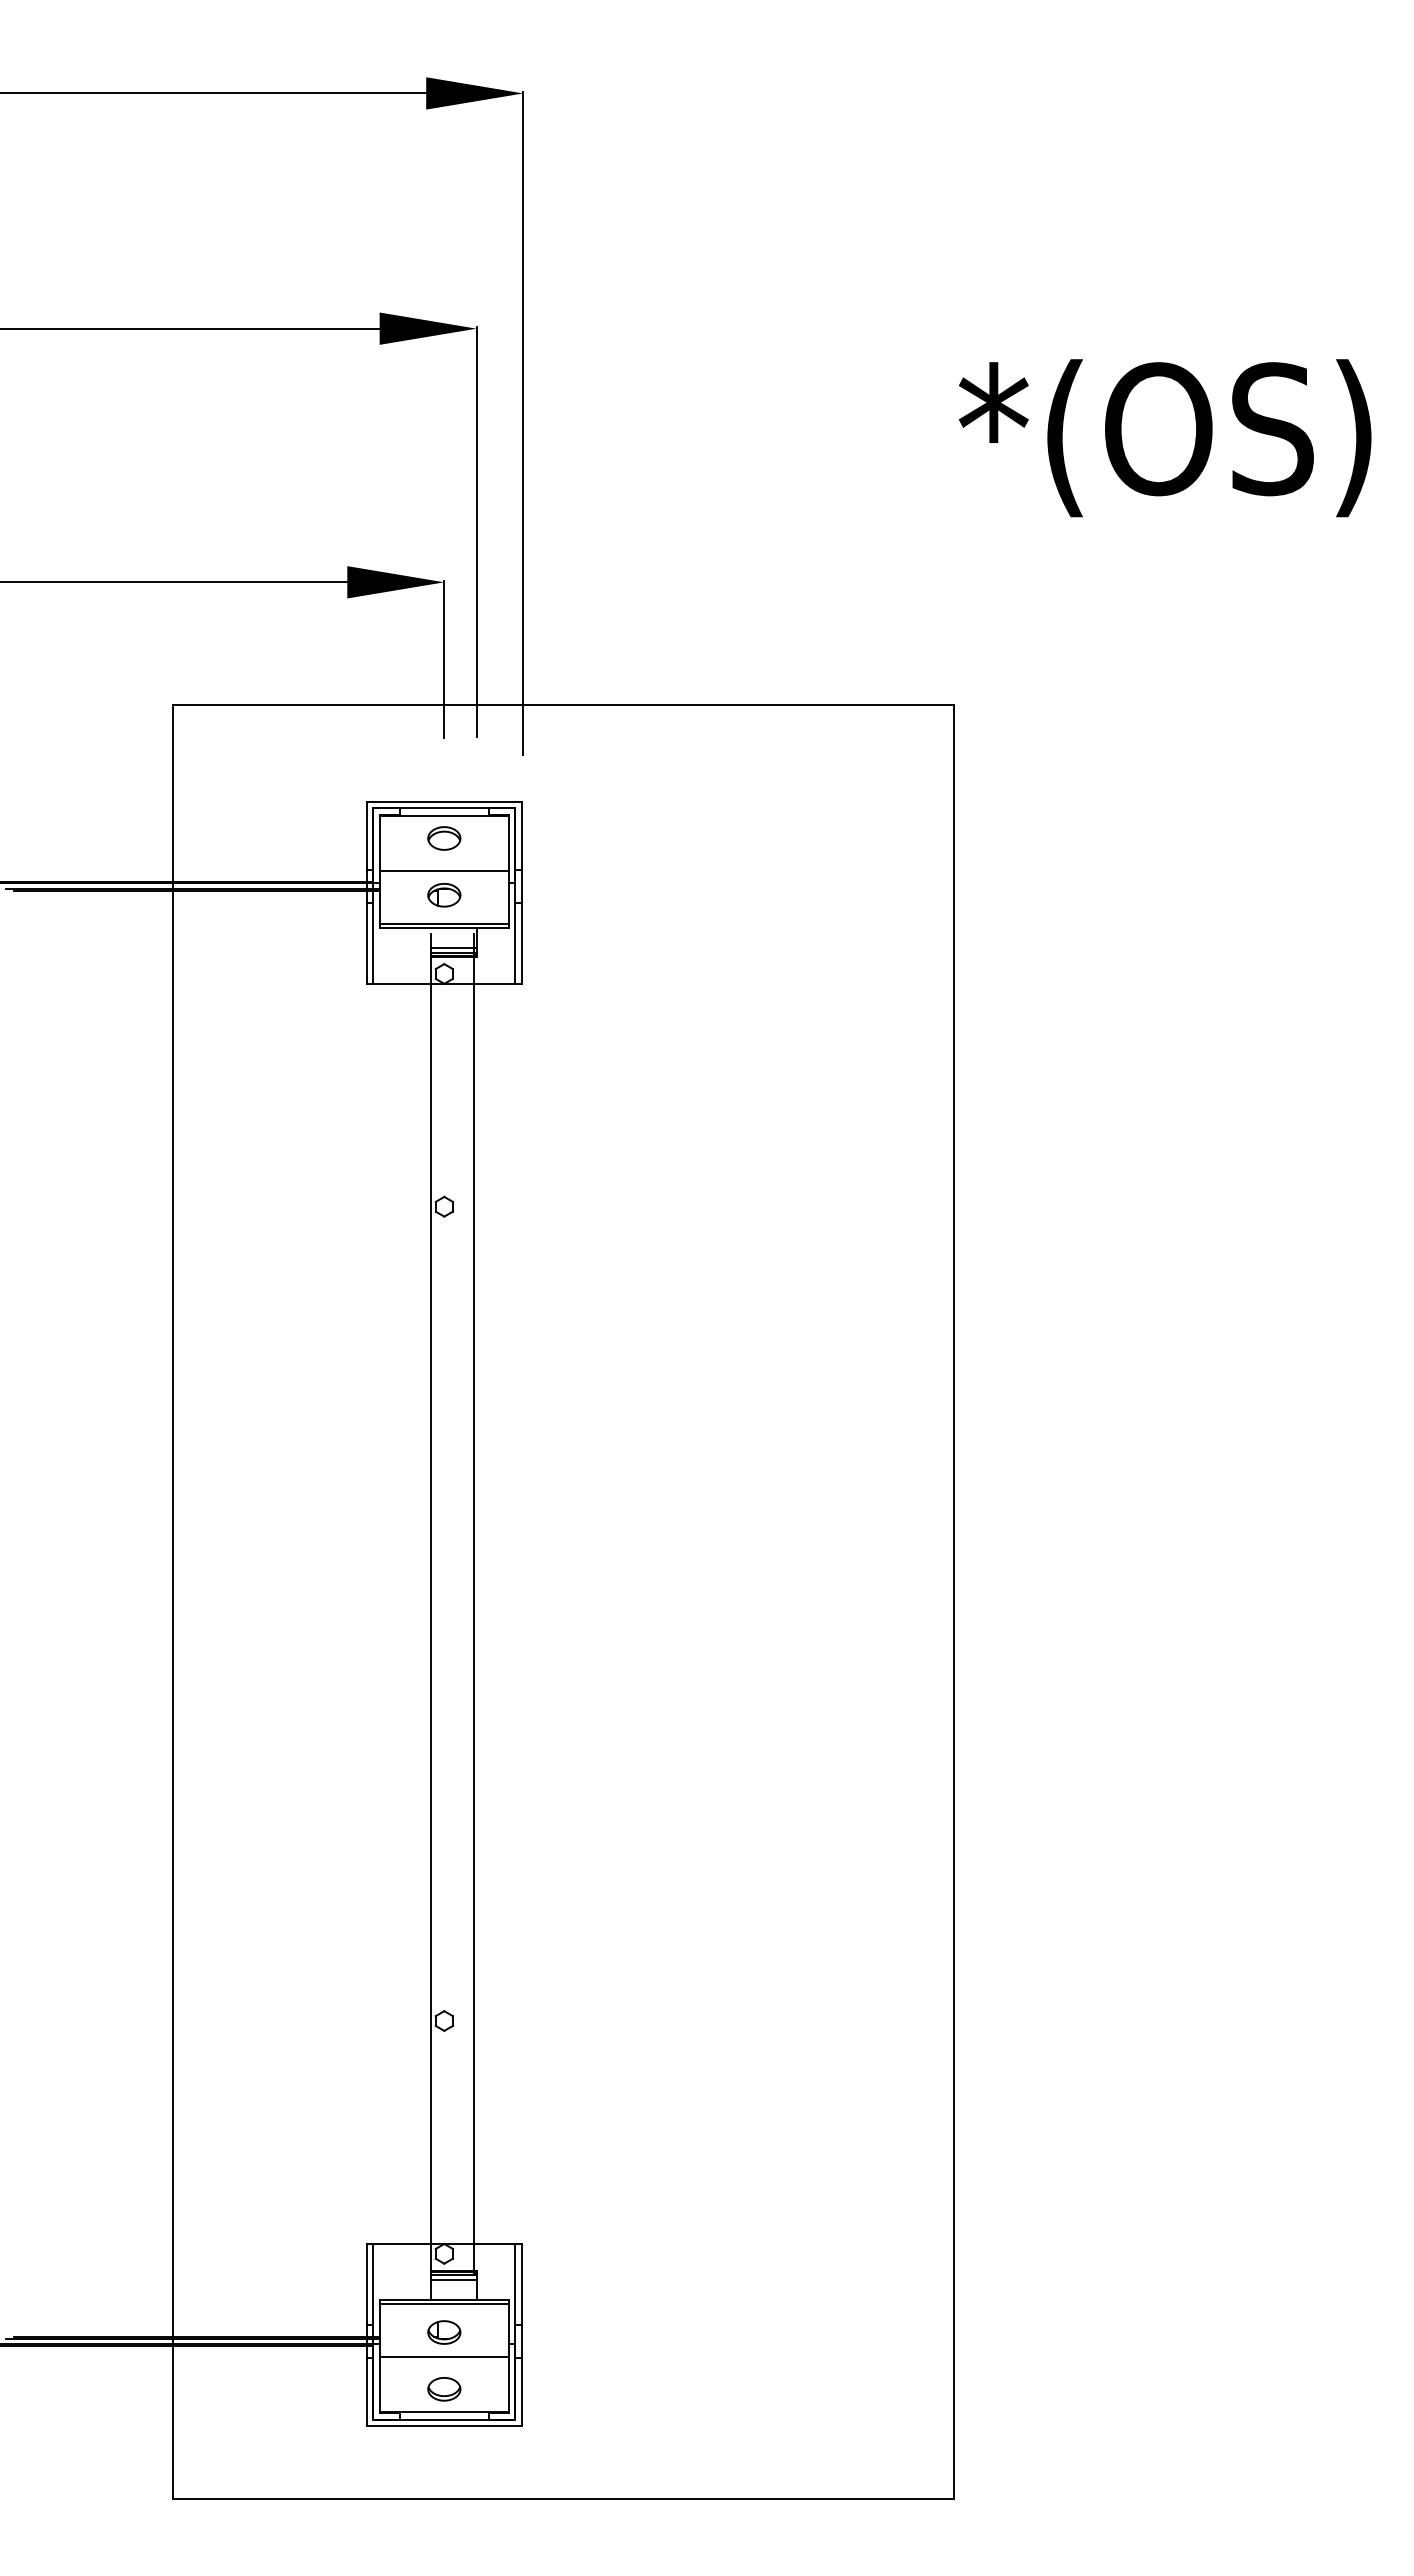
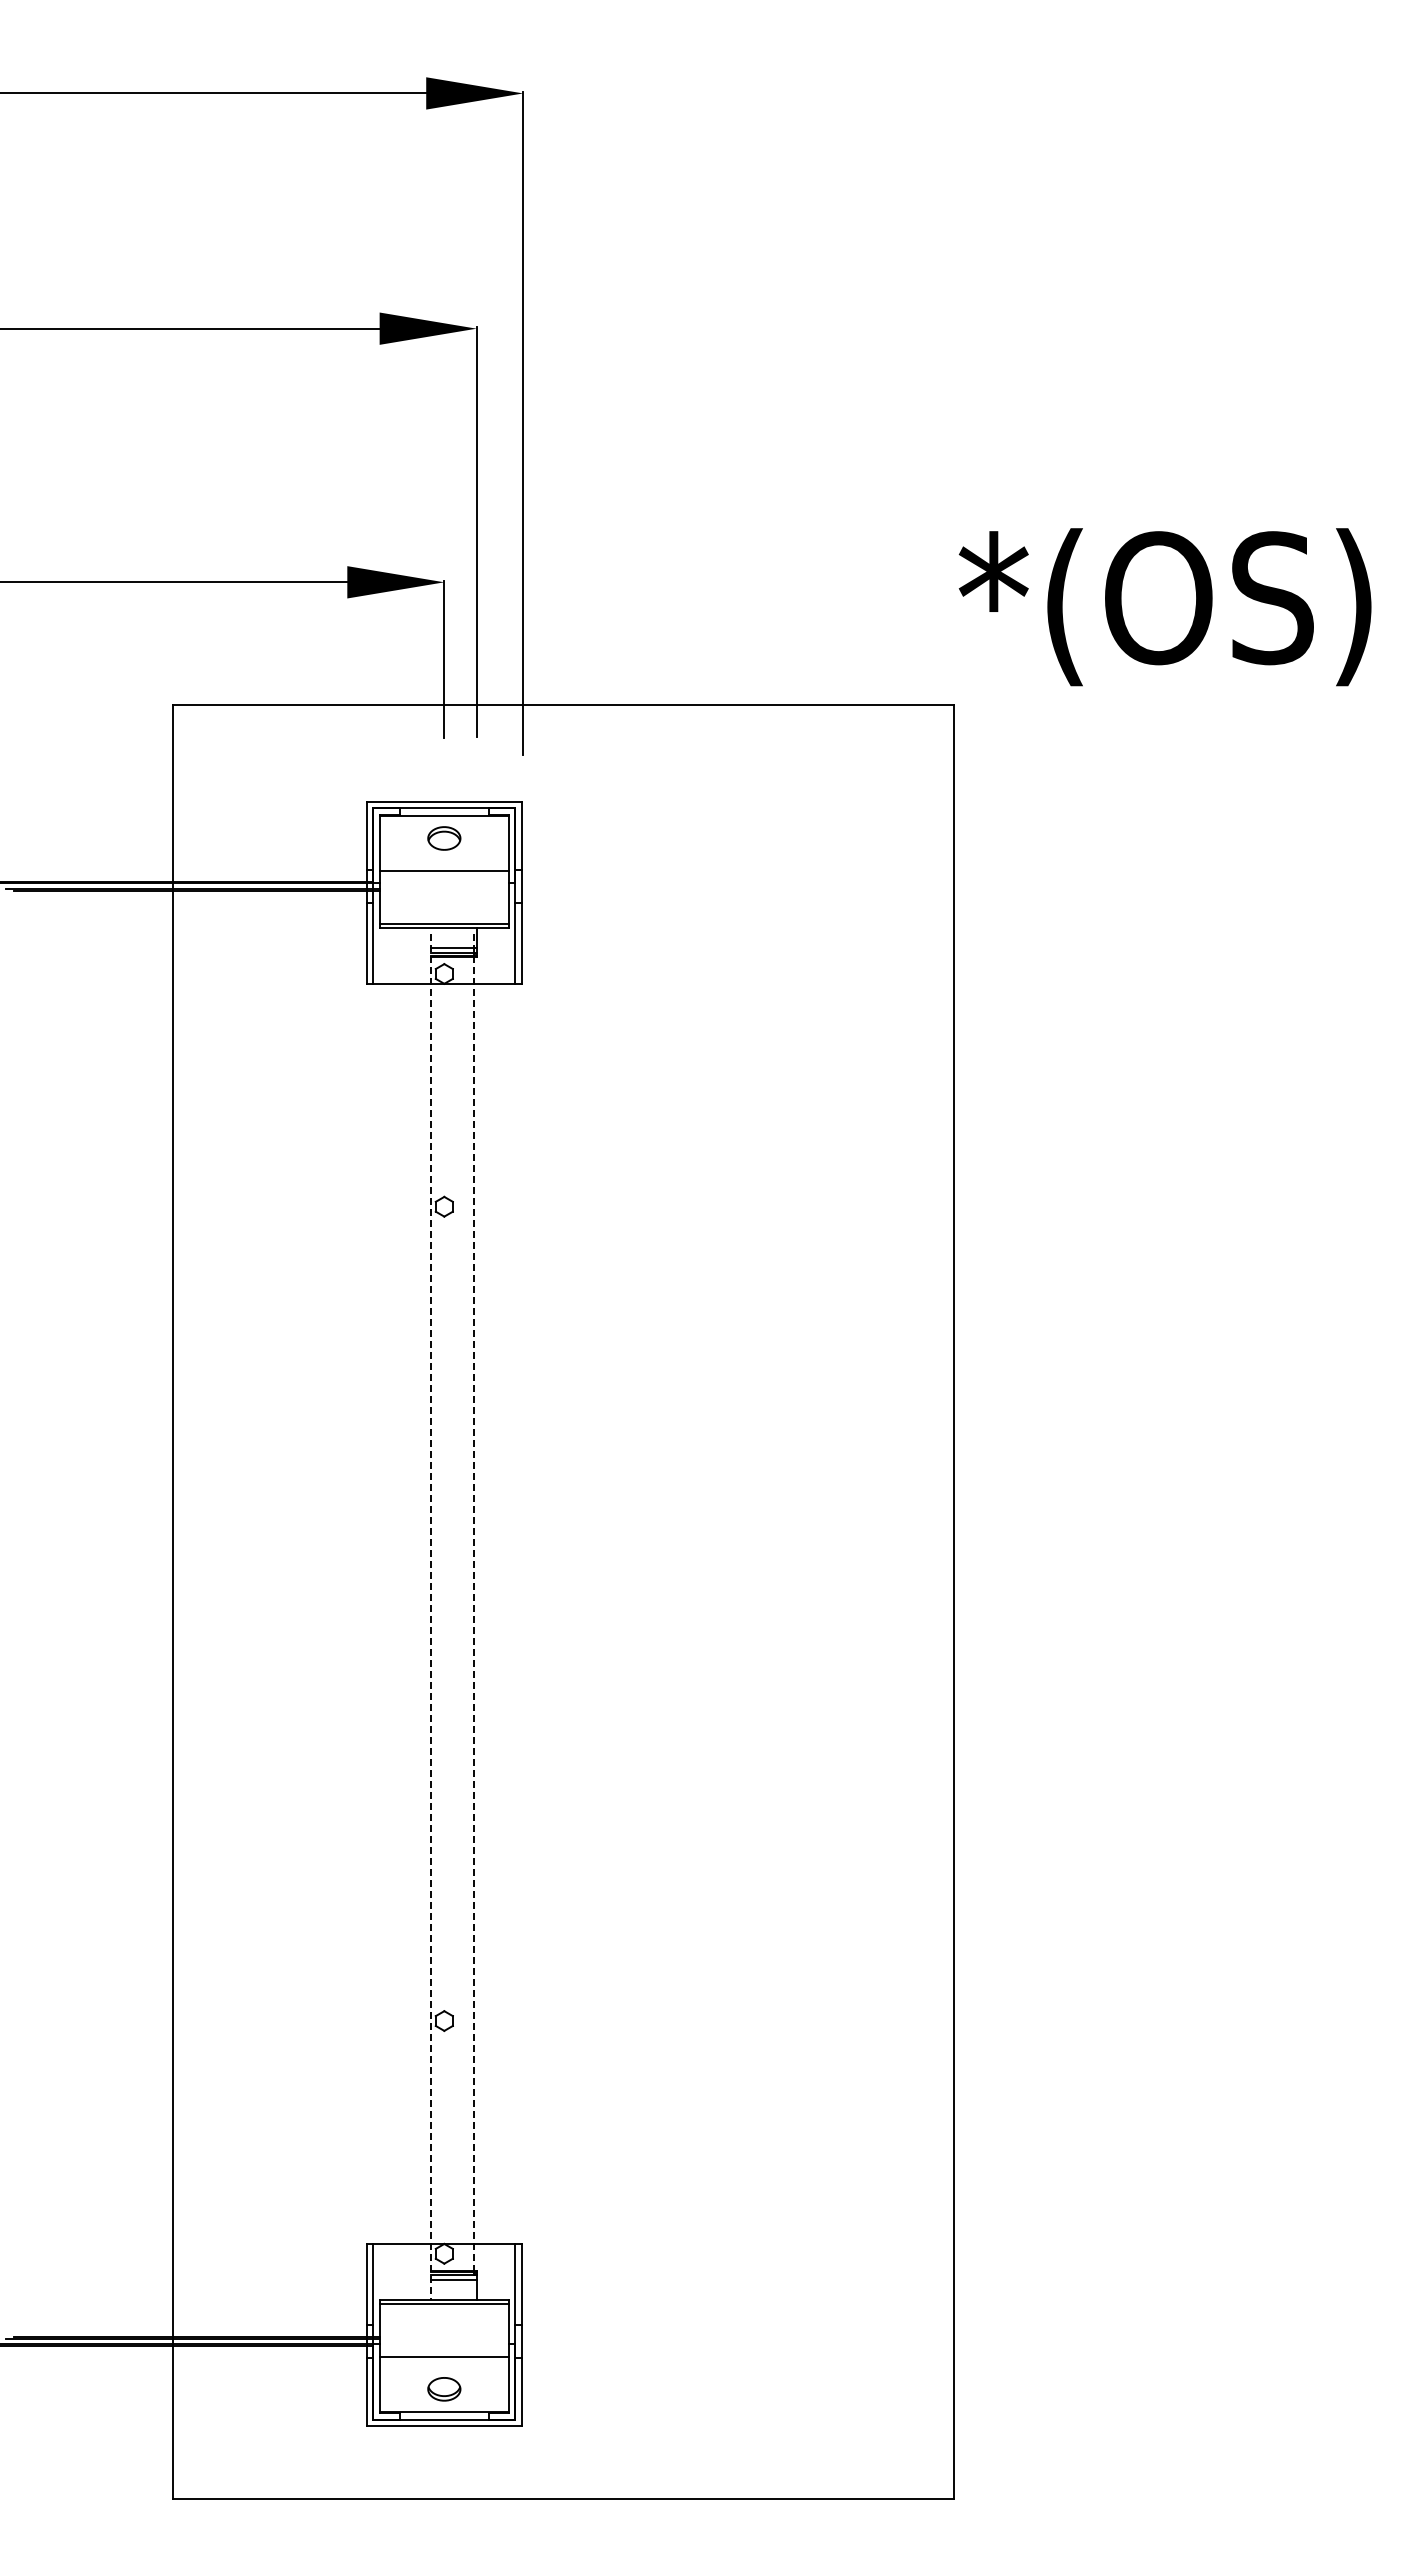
text position: (1164, 438) -> (1164, 607) (1164, 607)
part: present -> none (444, 895)
line: solid -> dashed (474, 1603)
line: solid -> dashed (431, 1616)
part: present -> none (444, 2332)
